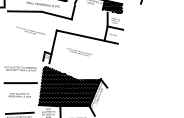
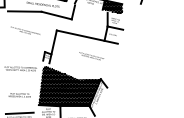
text position: (30, 30) -> (25, 30) (25, 30)
text position: (79, 52) -> (91, 56) (91, 56)
line: present -> none (20, 83)
